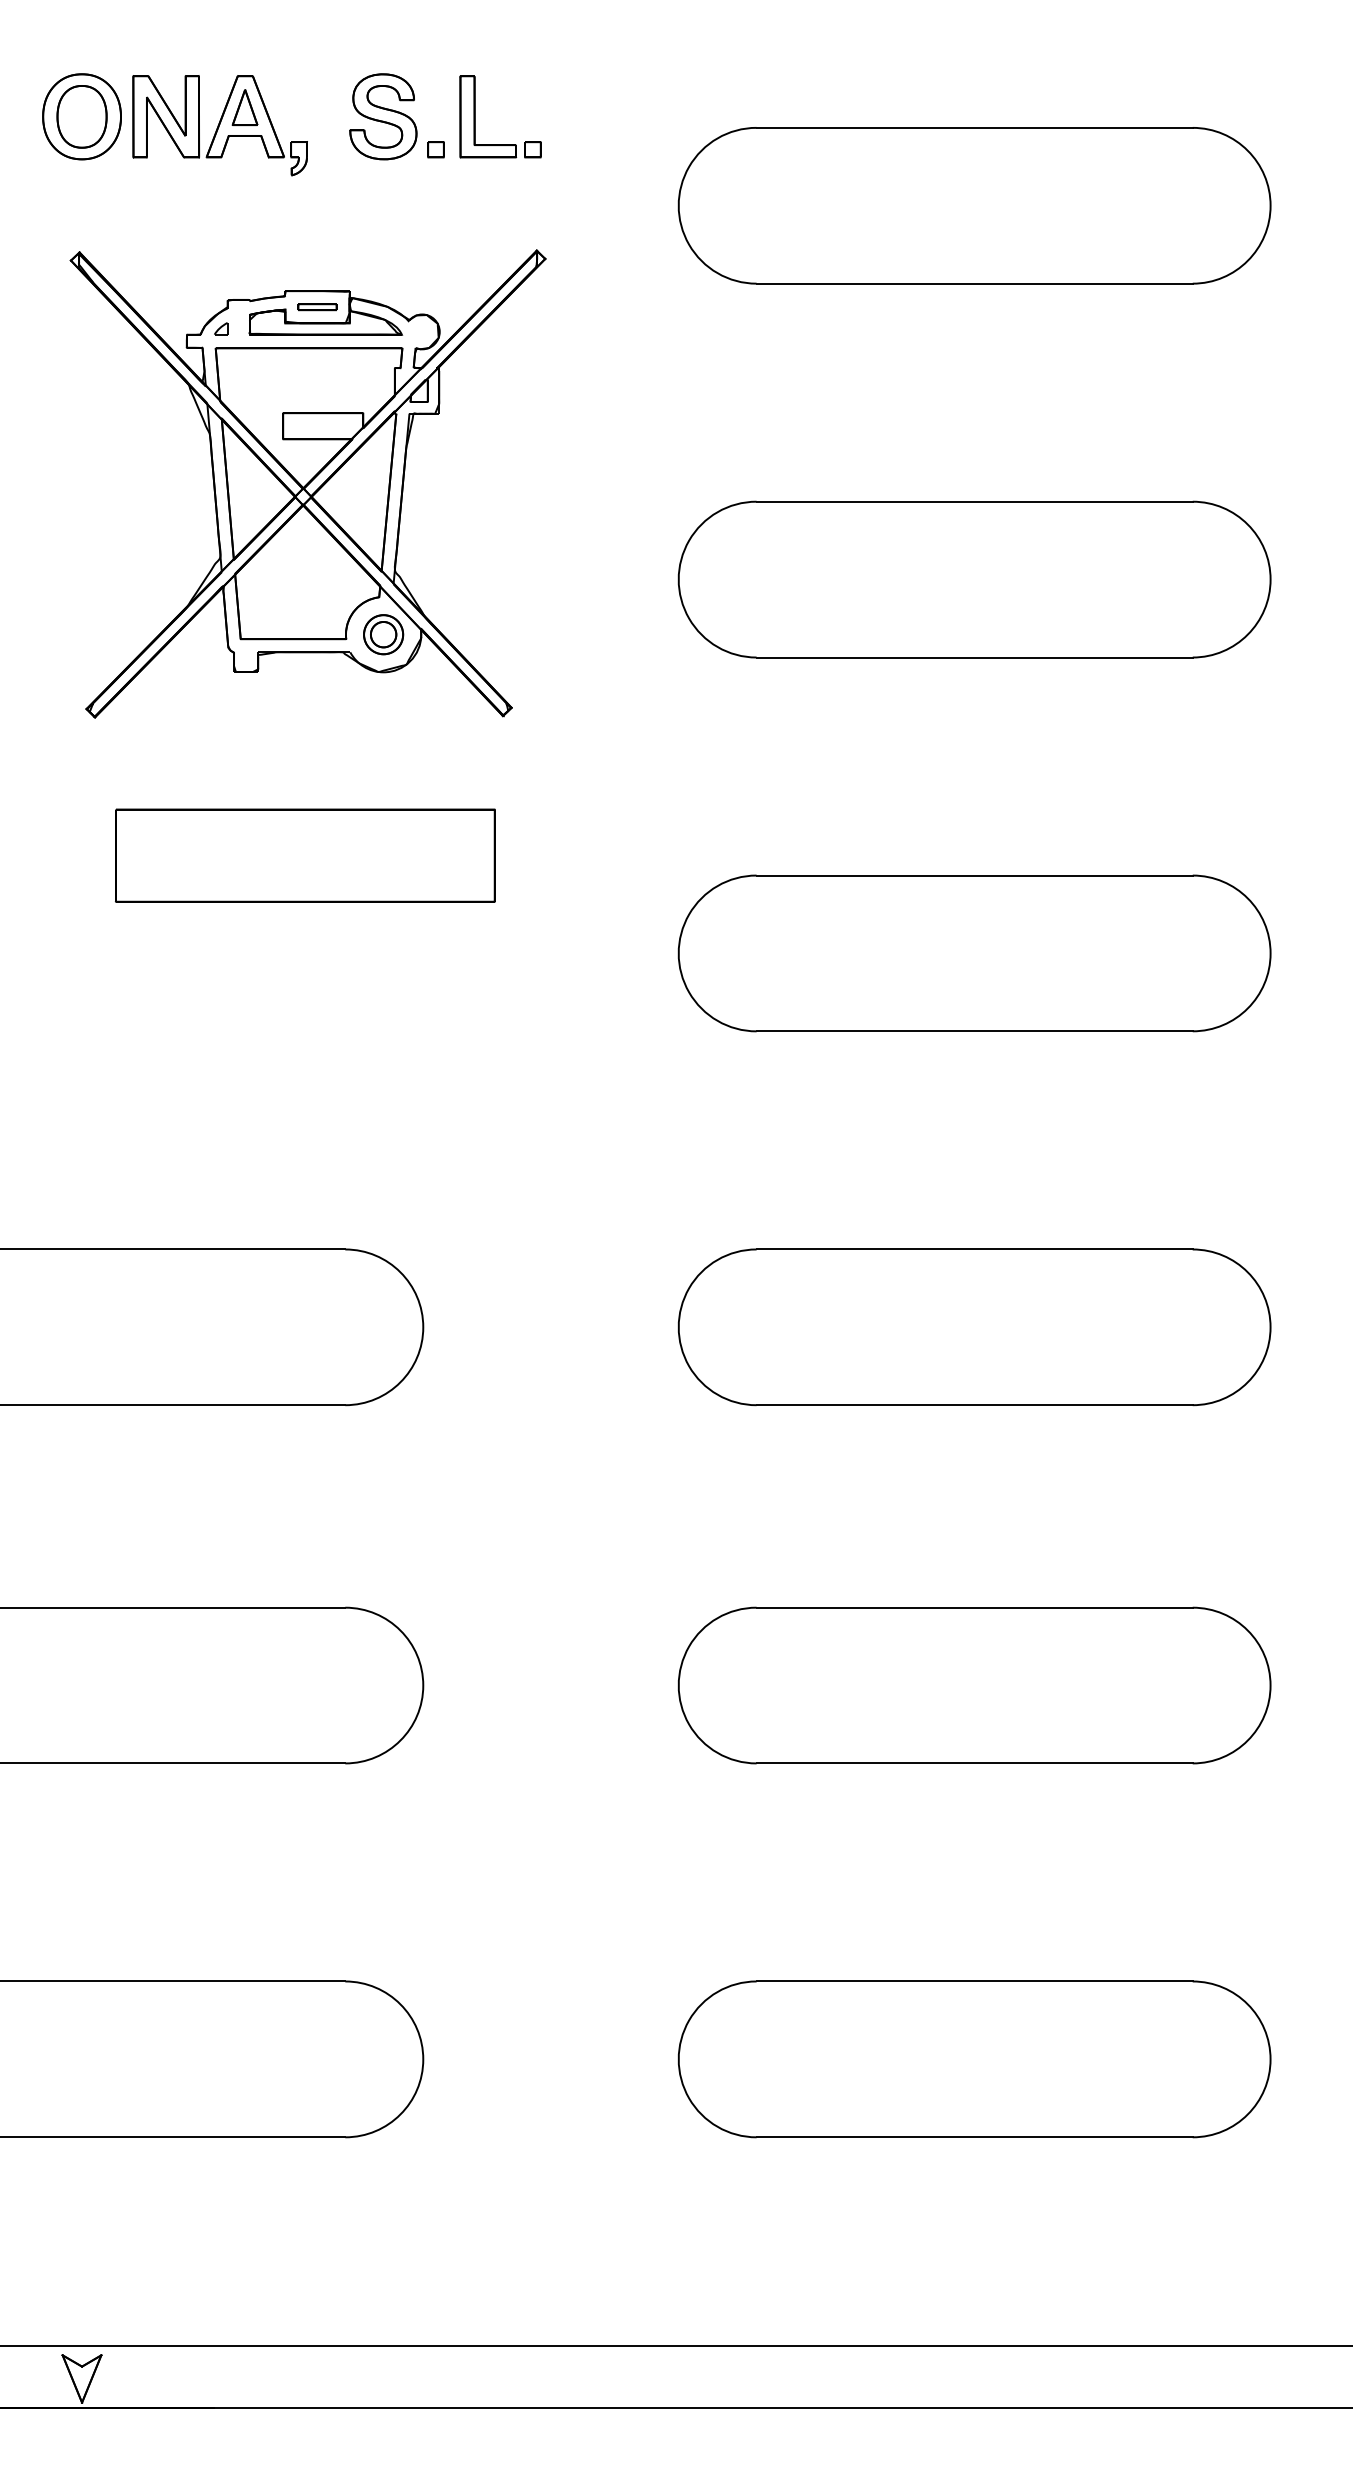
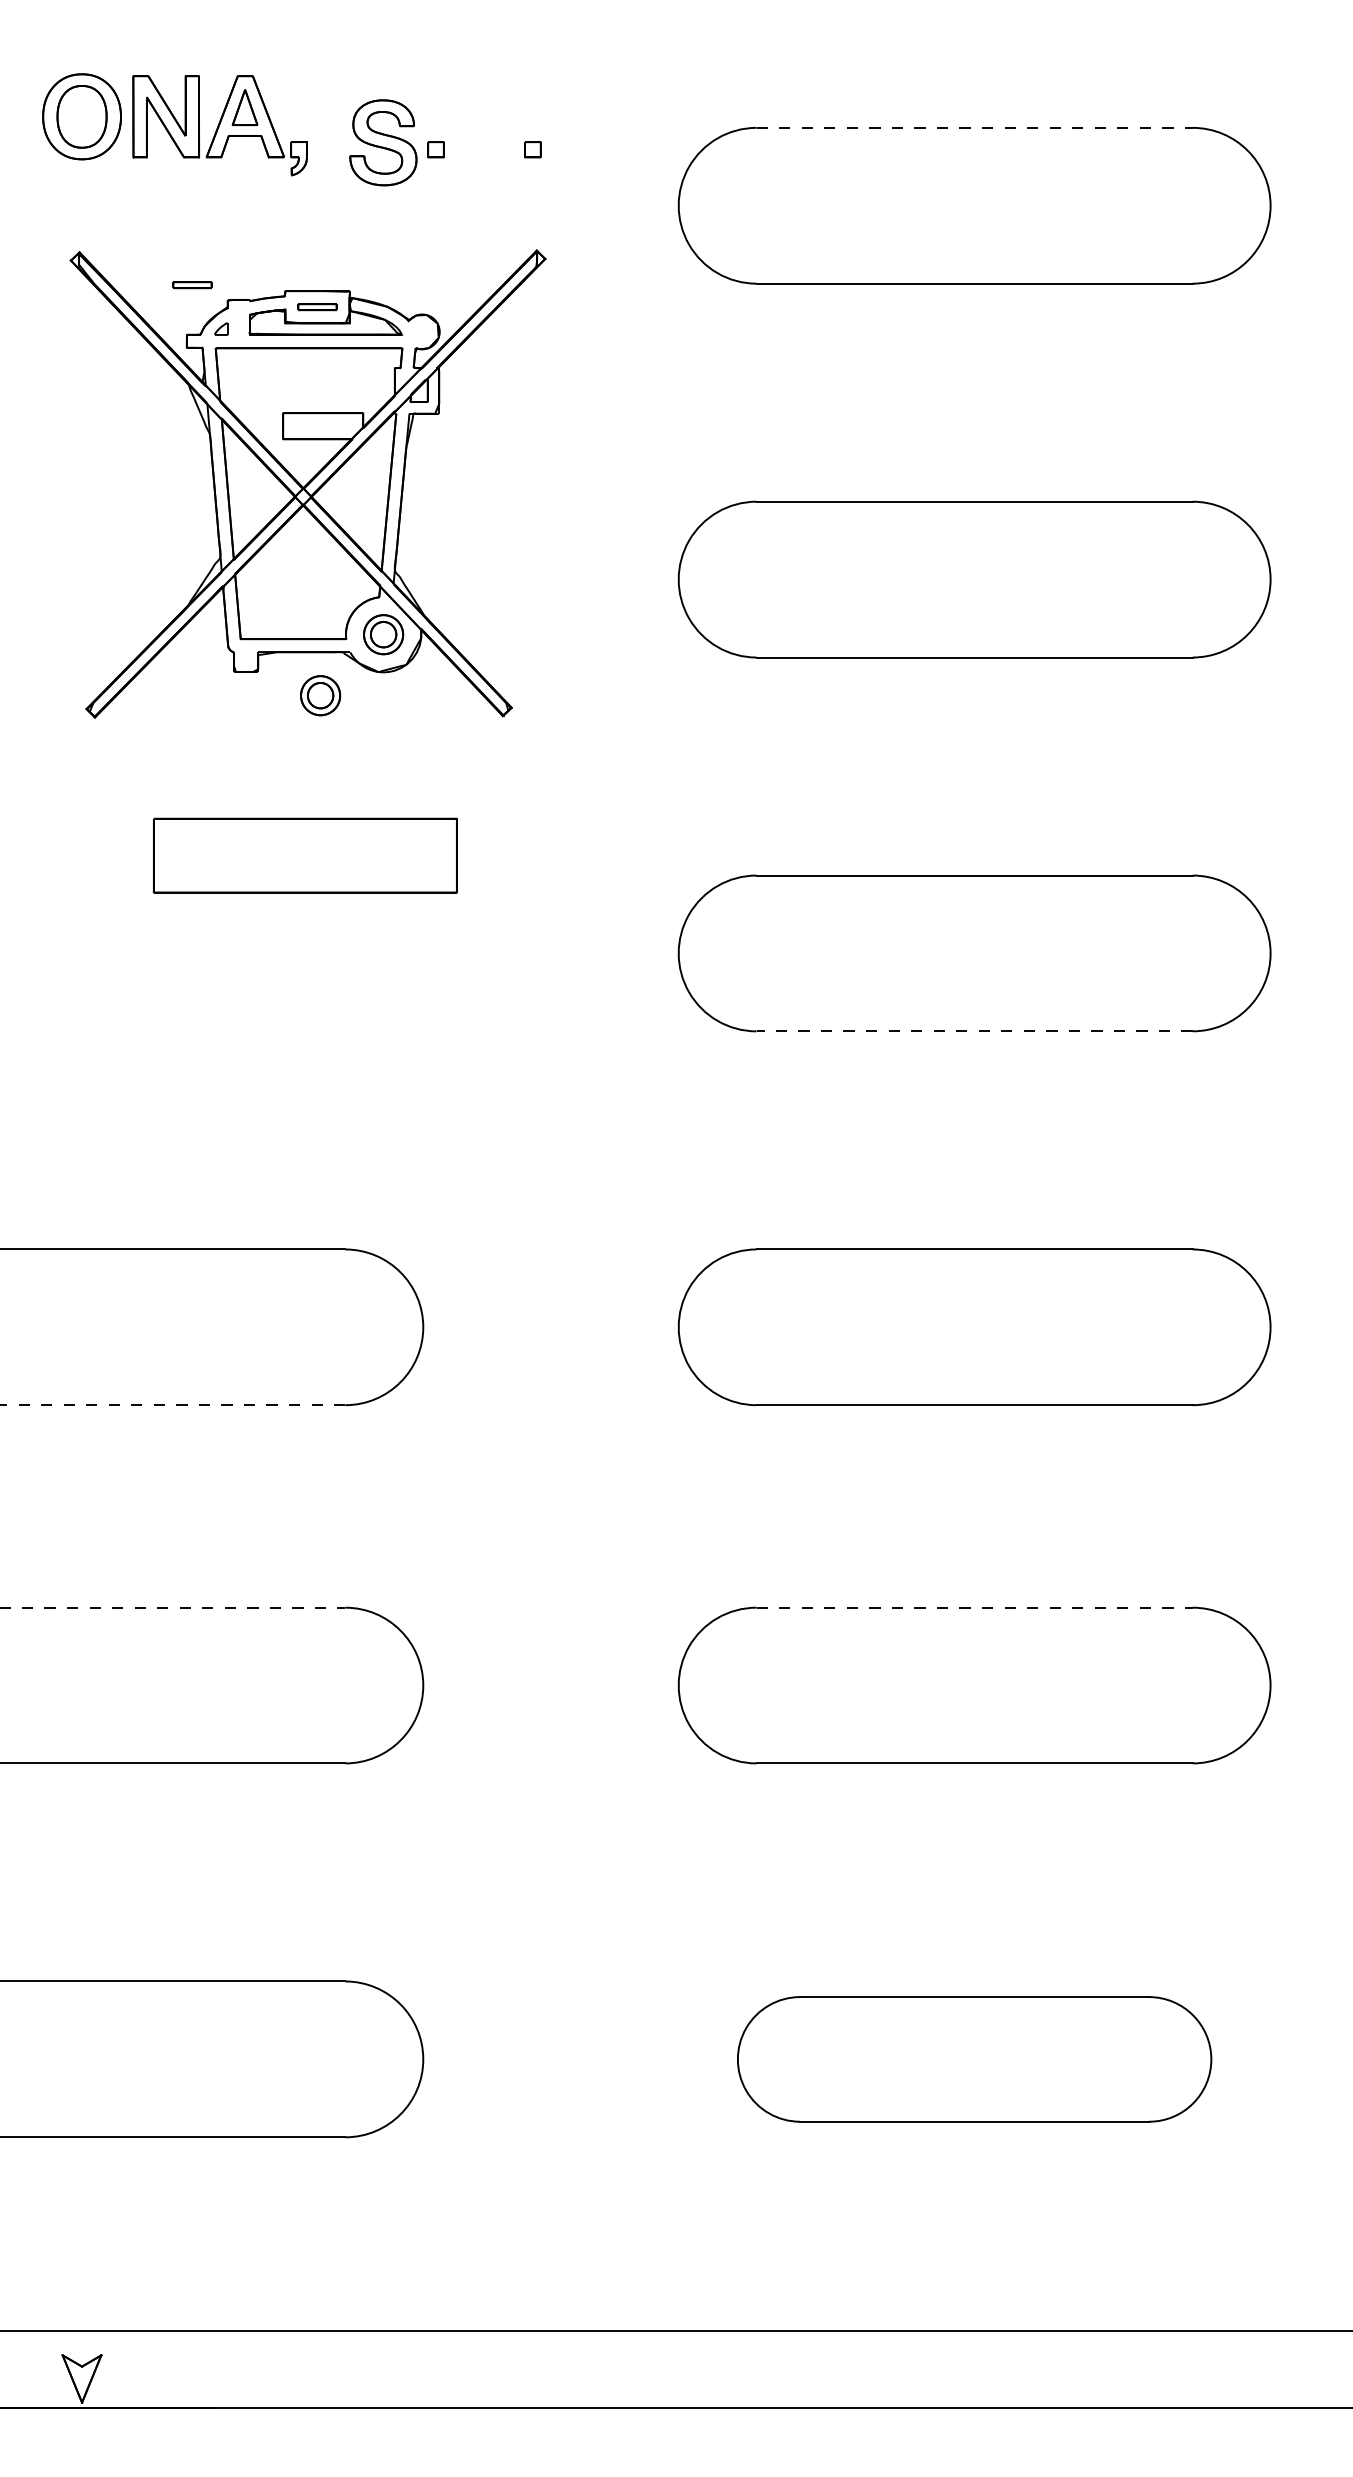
part position: (383, 116) -> (383, 142) (383, 142)
part: present -> none (475, 116)
line: solid -> dashed (975, 127)
part: none -> present (192, 285)
part: none -> present (320, 695)
part size: 381x95 px -> 306x77 px (304, 855)
line: solid -> dashed (974, 1031)
line: solid -> dashed (172, 1405)
line: solid -> dashed (172, 1607)
line: solid -> dashed (975, 1607)
part size: 595x159 px -> 476x127 px (974, 2059)
line position: (675, 2346) -> (675, 2331) (675, 2331)
